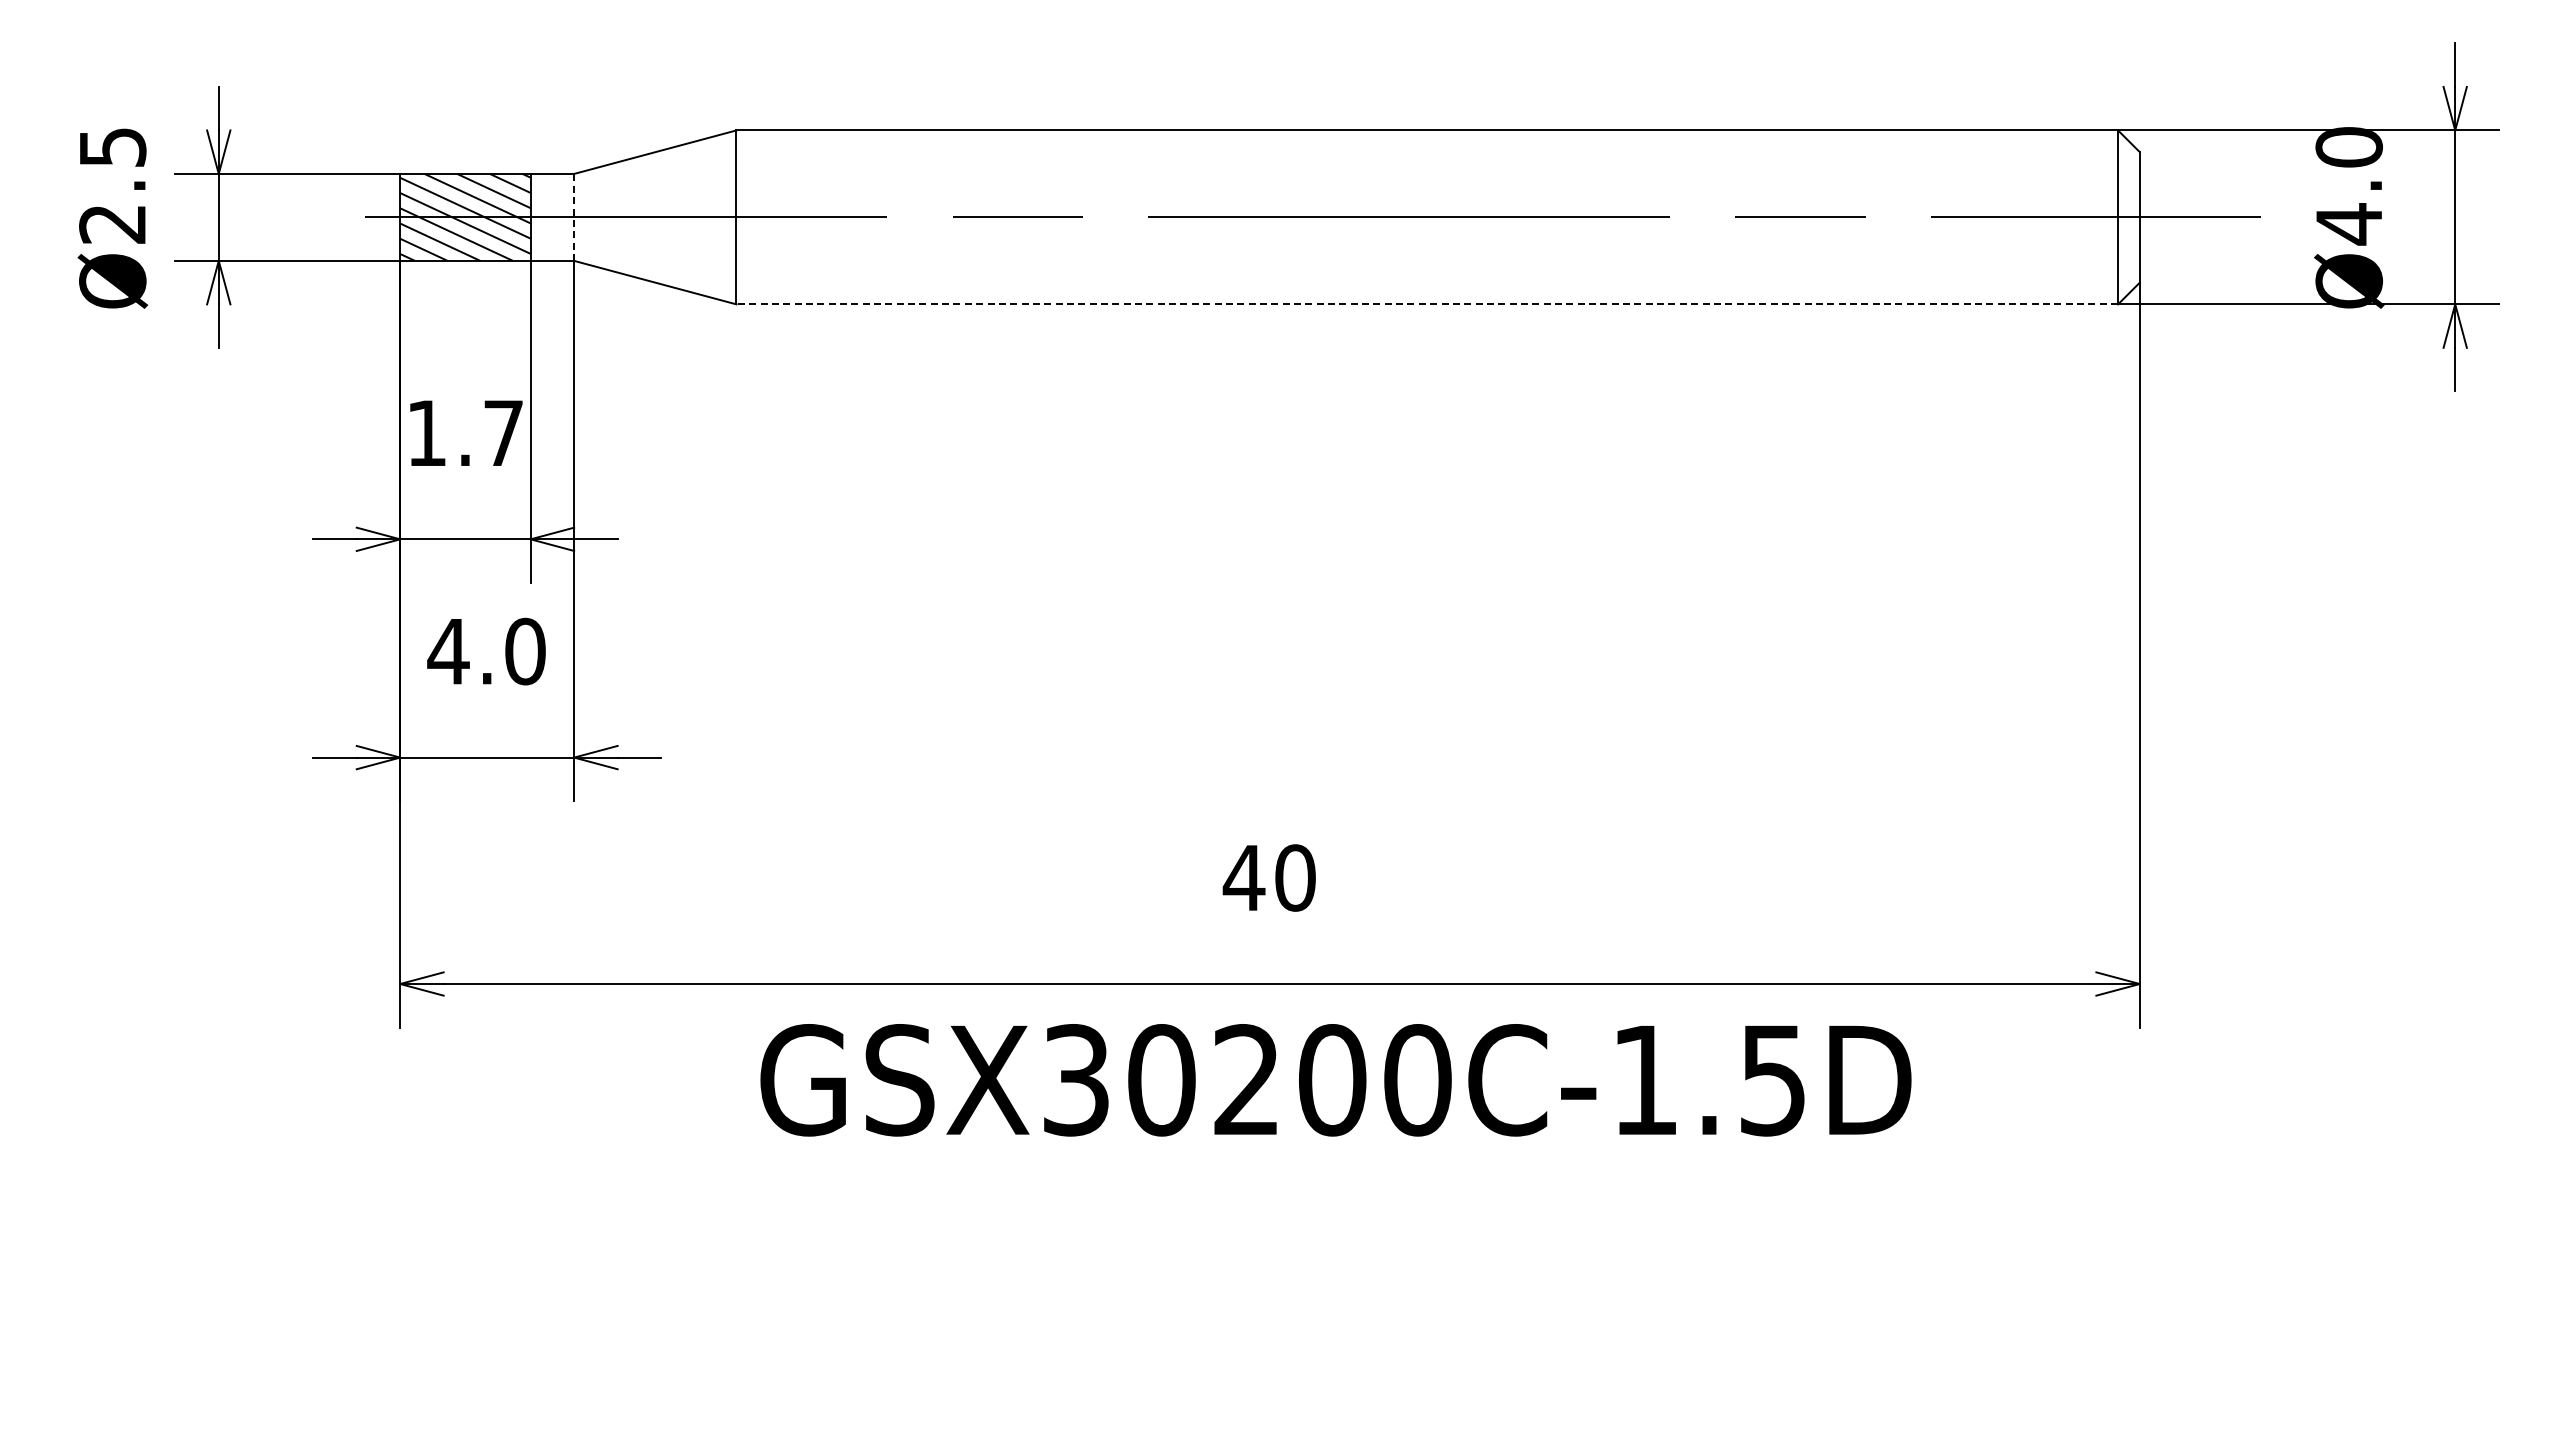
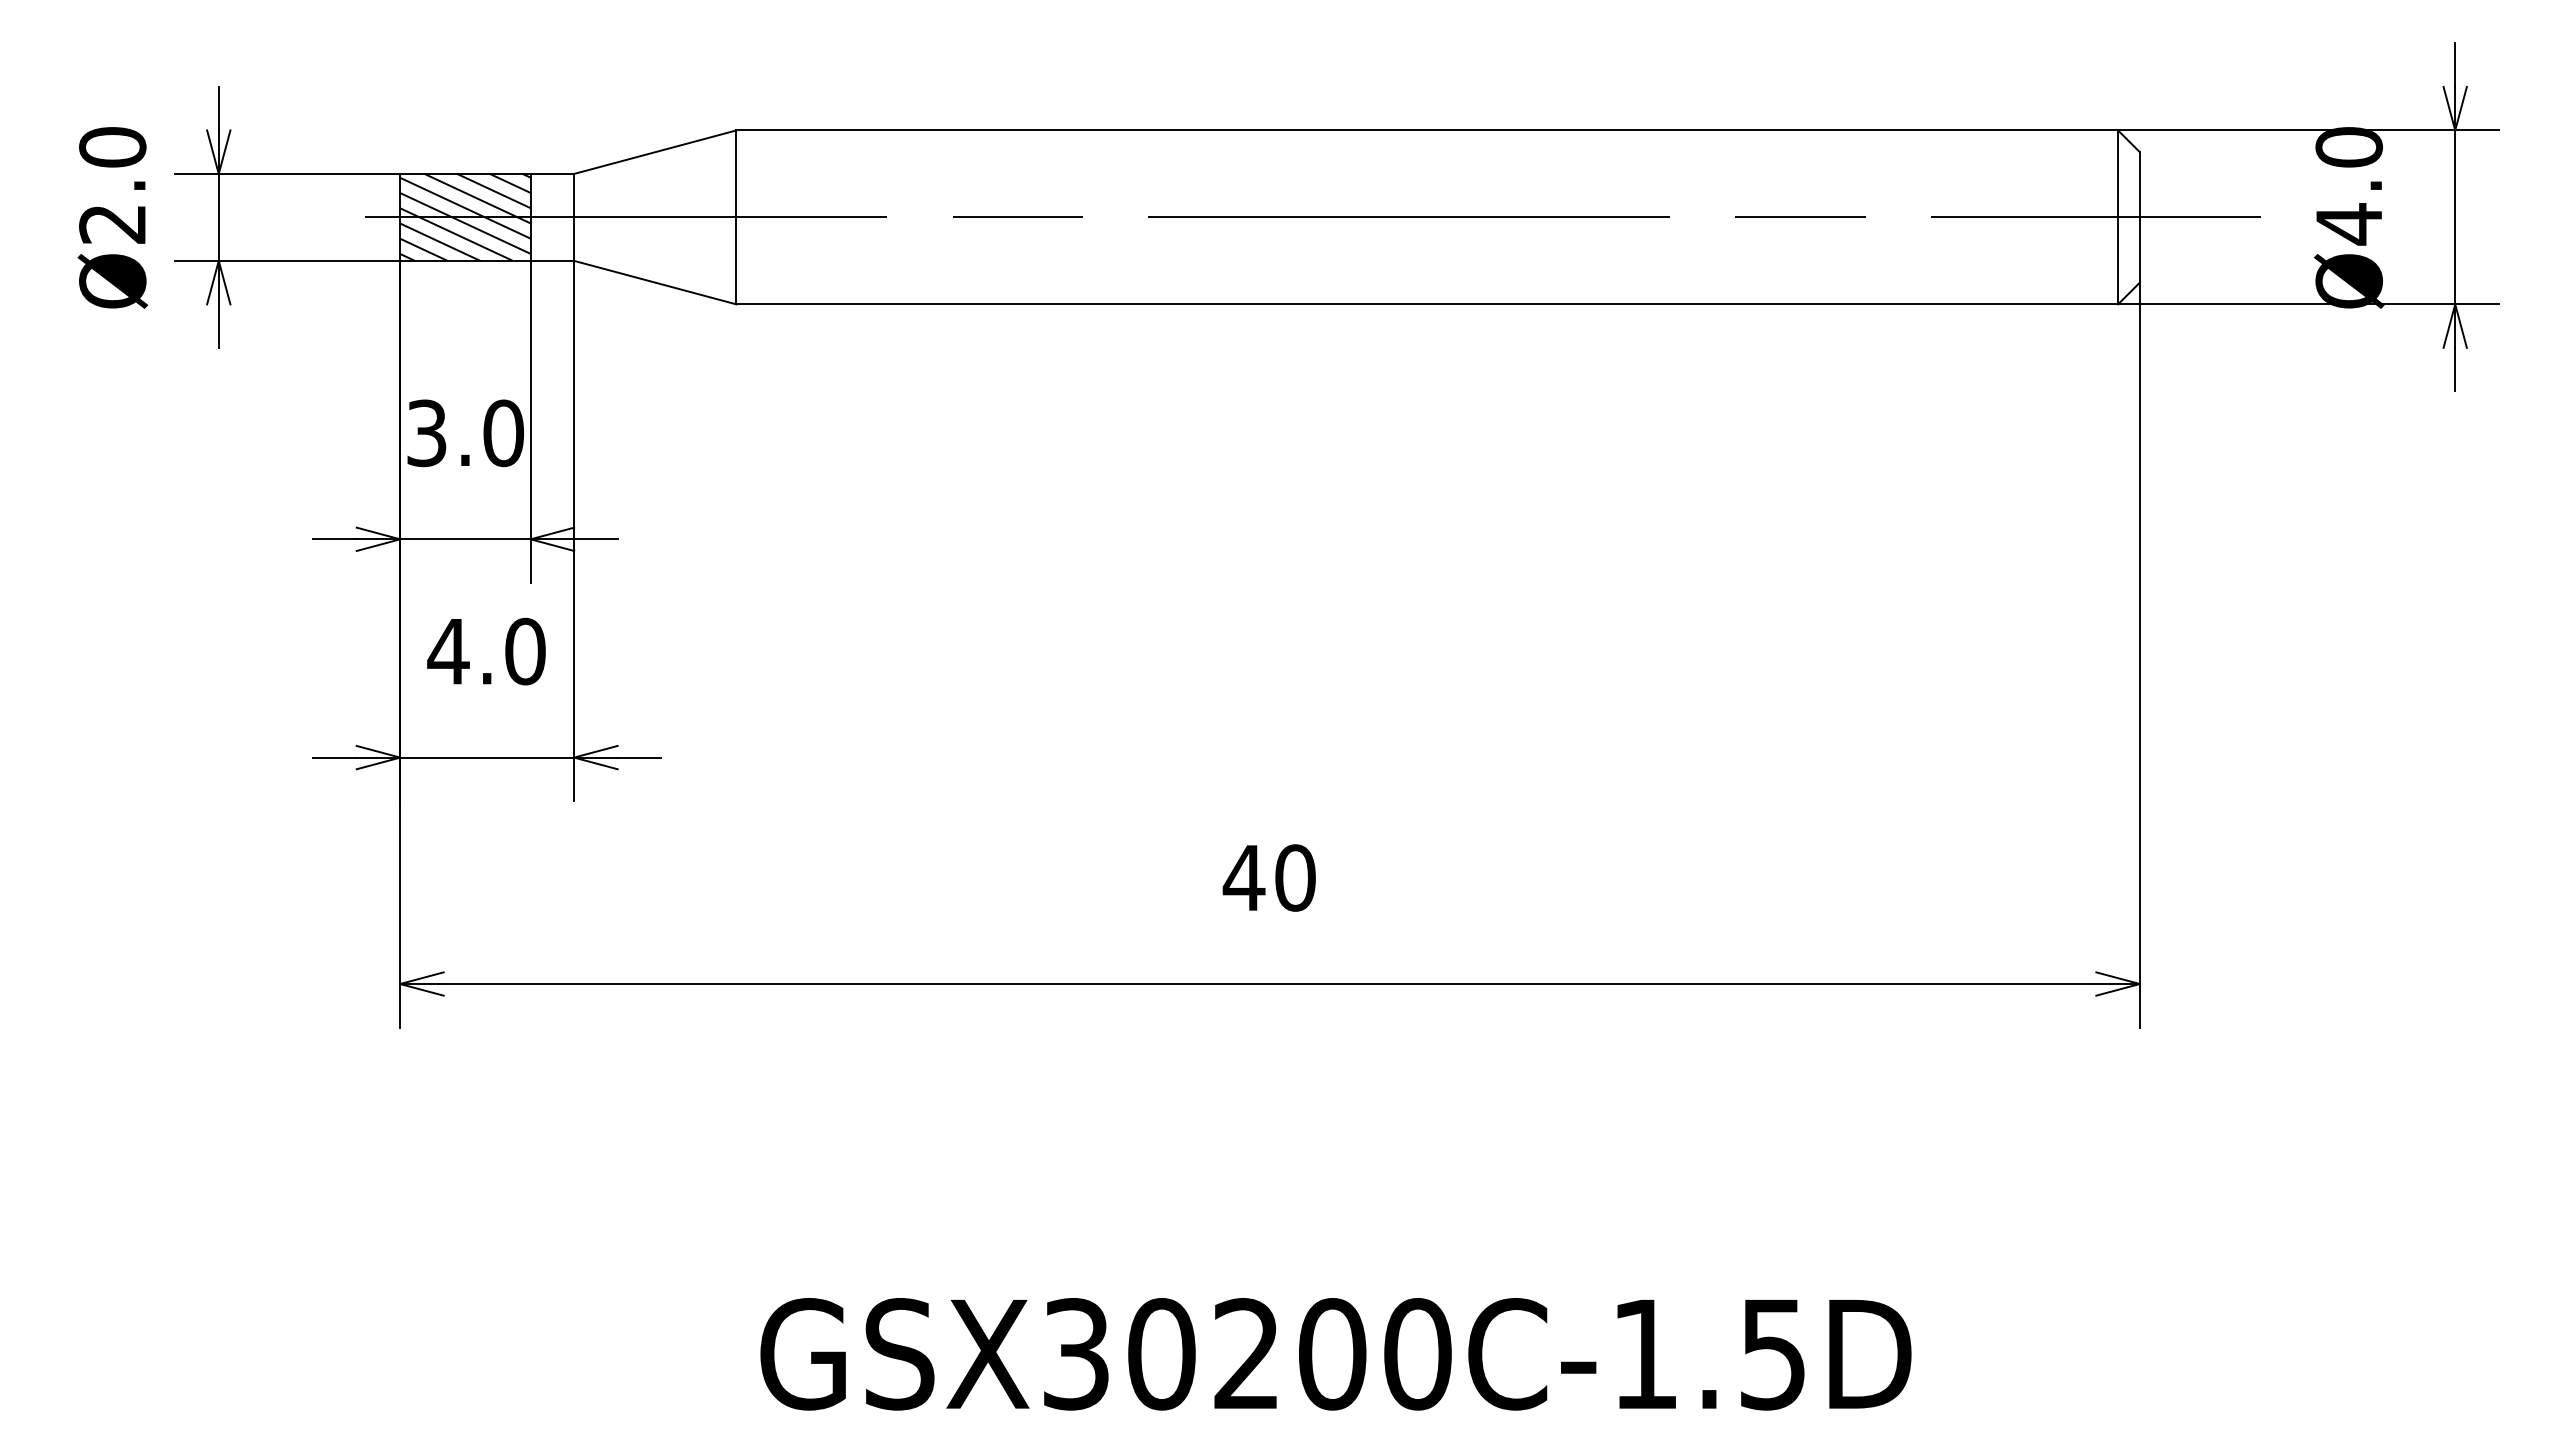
text: Ø2.5 -> Ø2.0 (112, 147)
line: dashed -> solid (574, 216)
line: dashed -> solid (1427, 304)
text: 1.7 -> 3.0 (465, 433)
text position: (1335, 1080) -> (1335, 1354) (1335, 1354)
